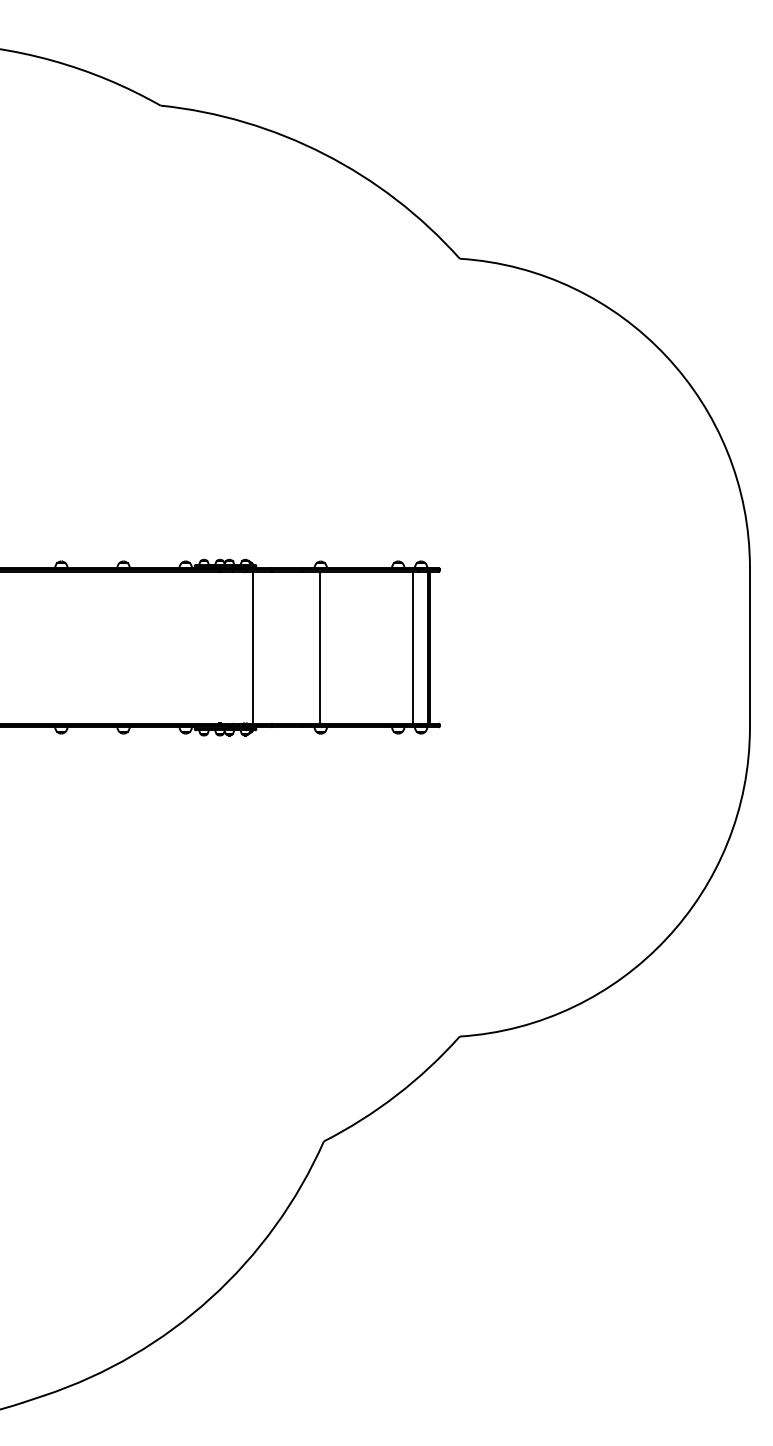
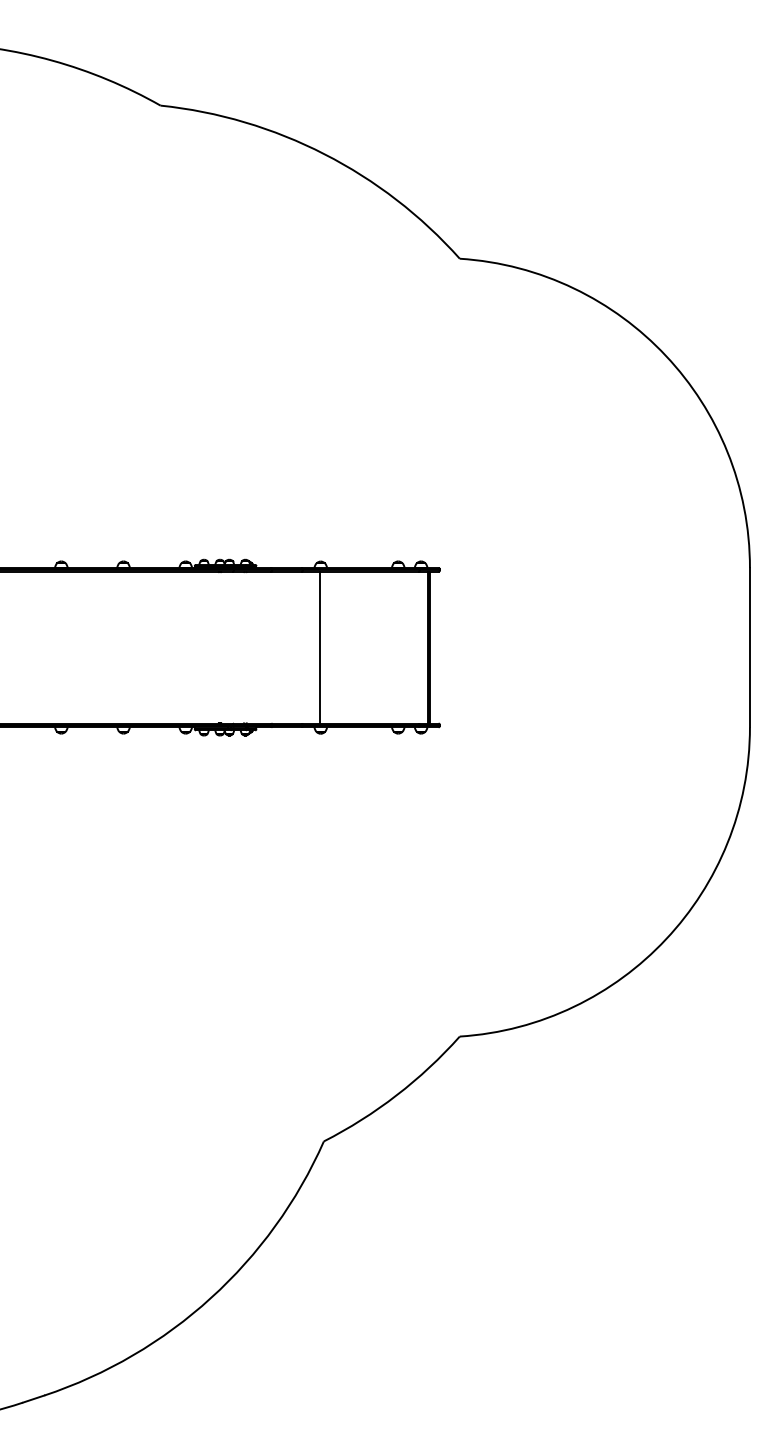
line: present -> none (252, 647)
line: present -> none (412, 647)
